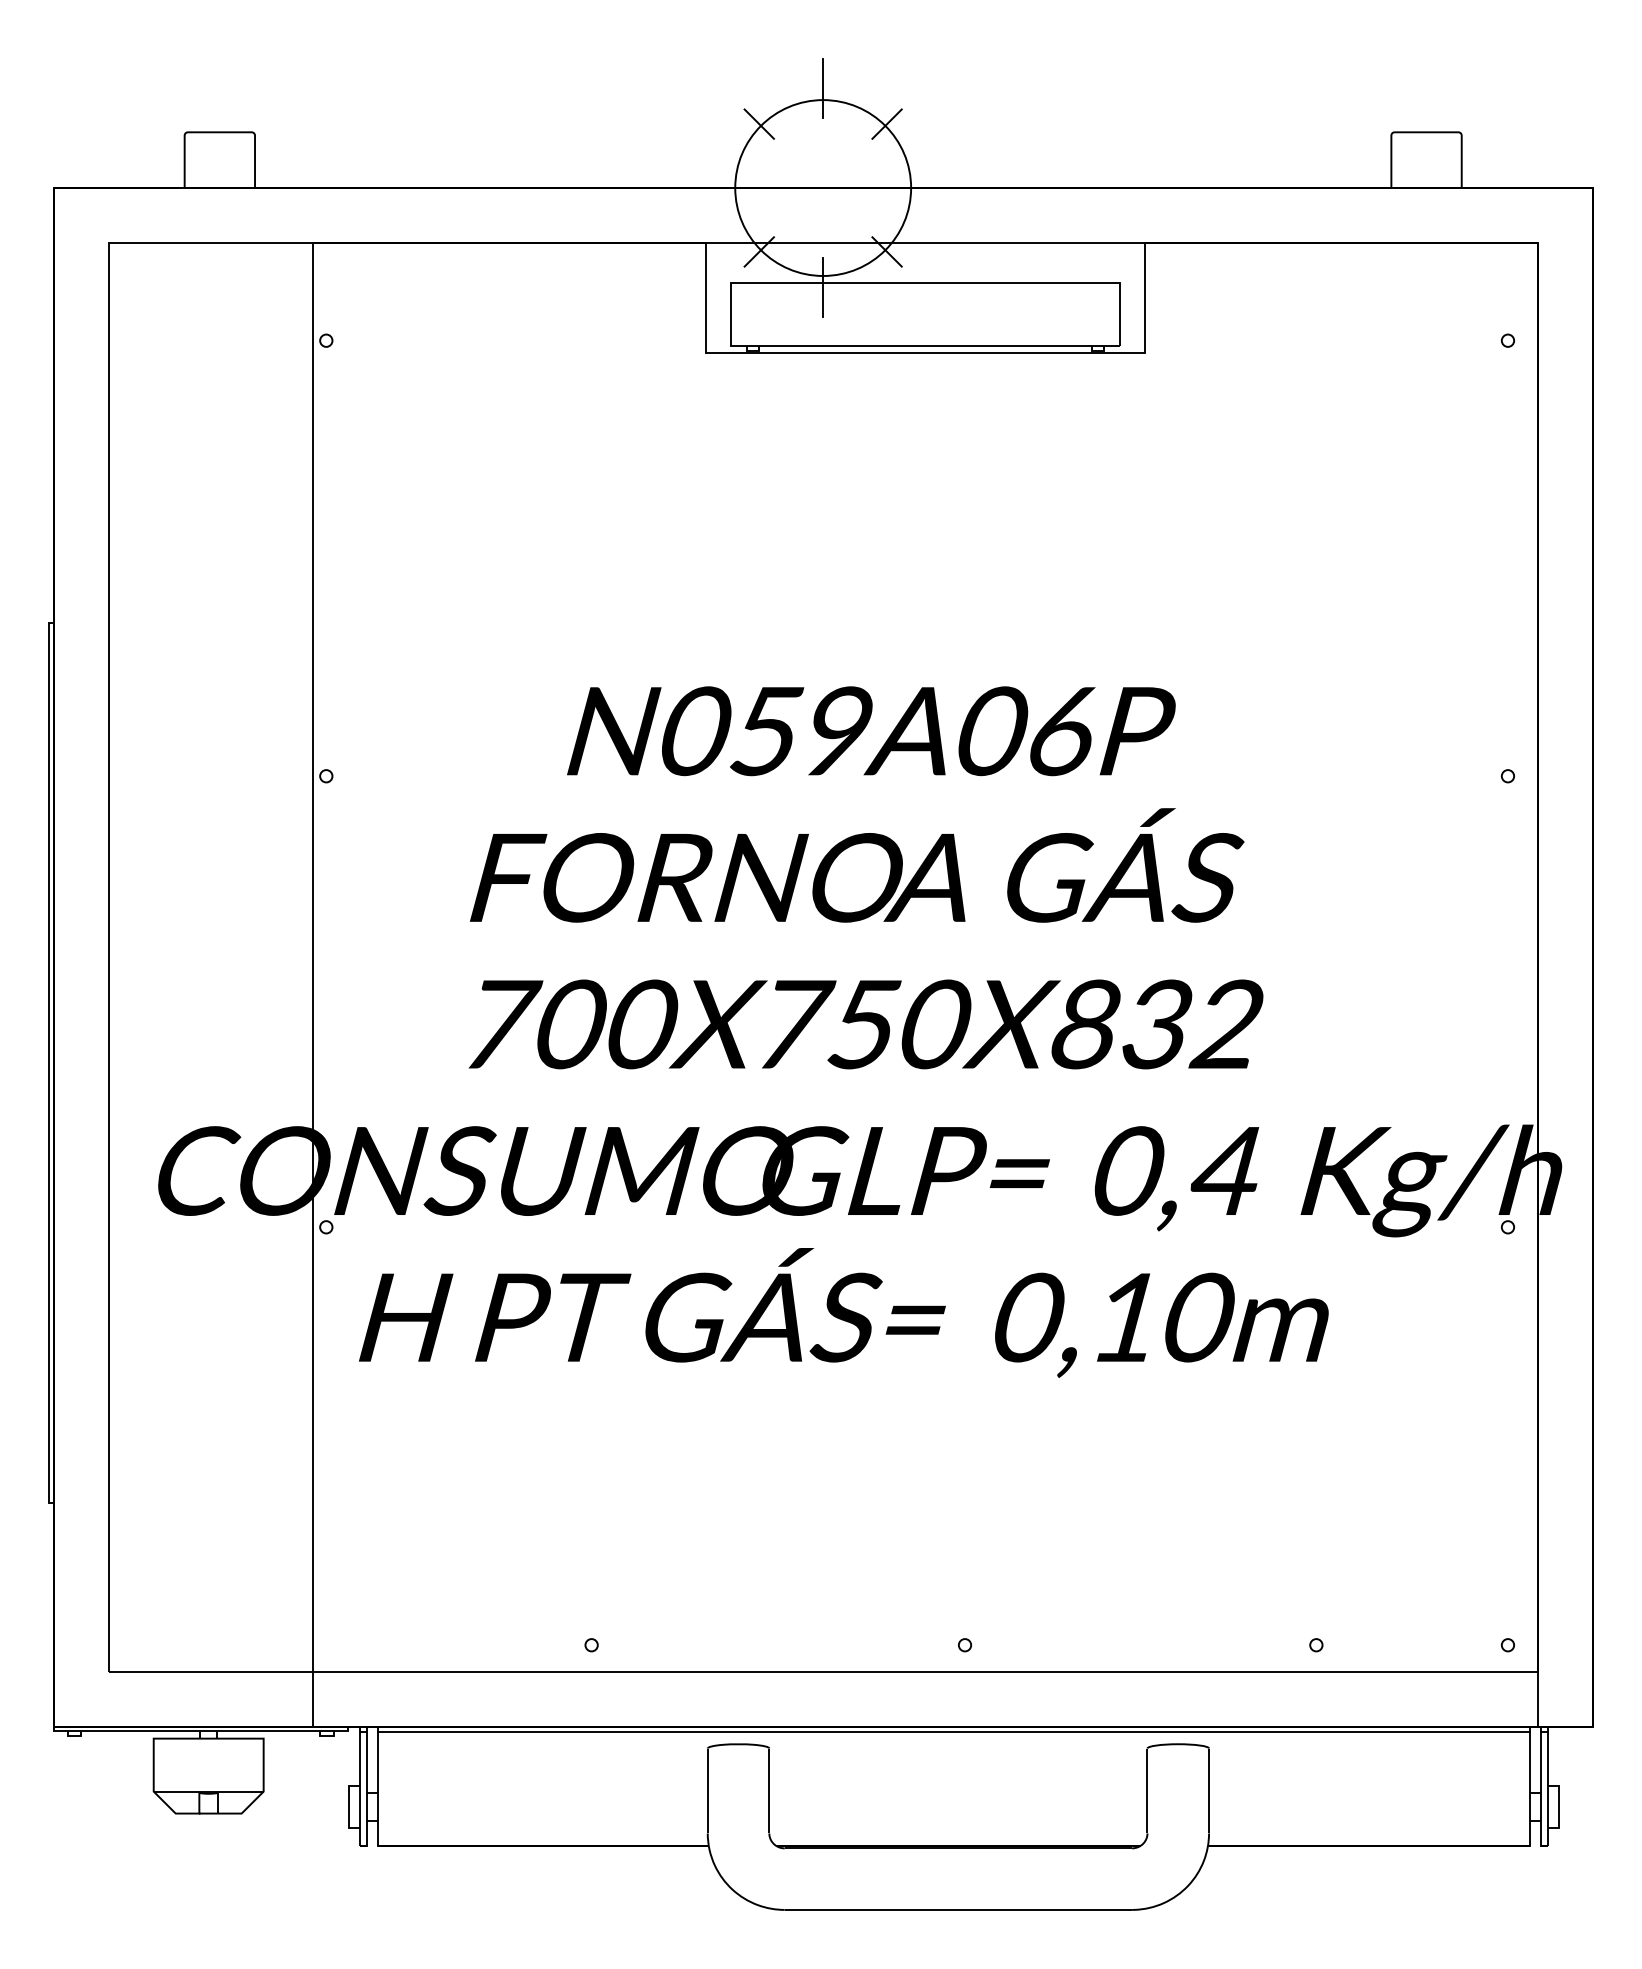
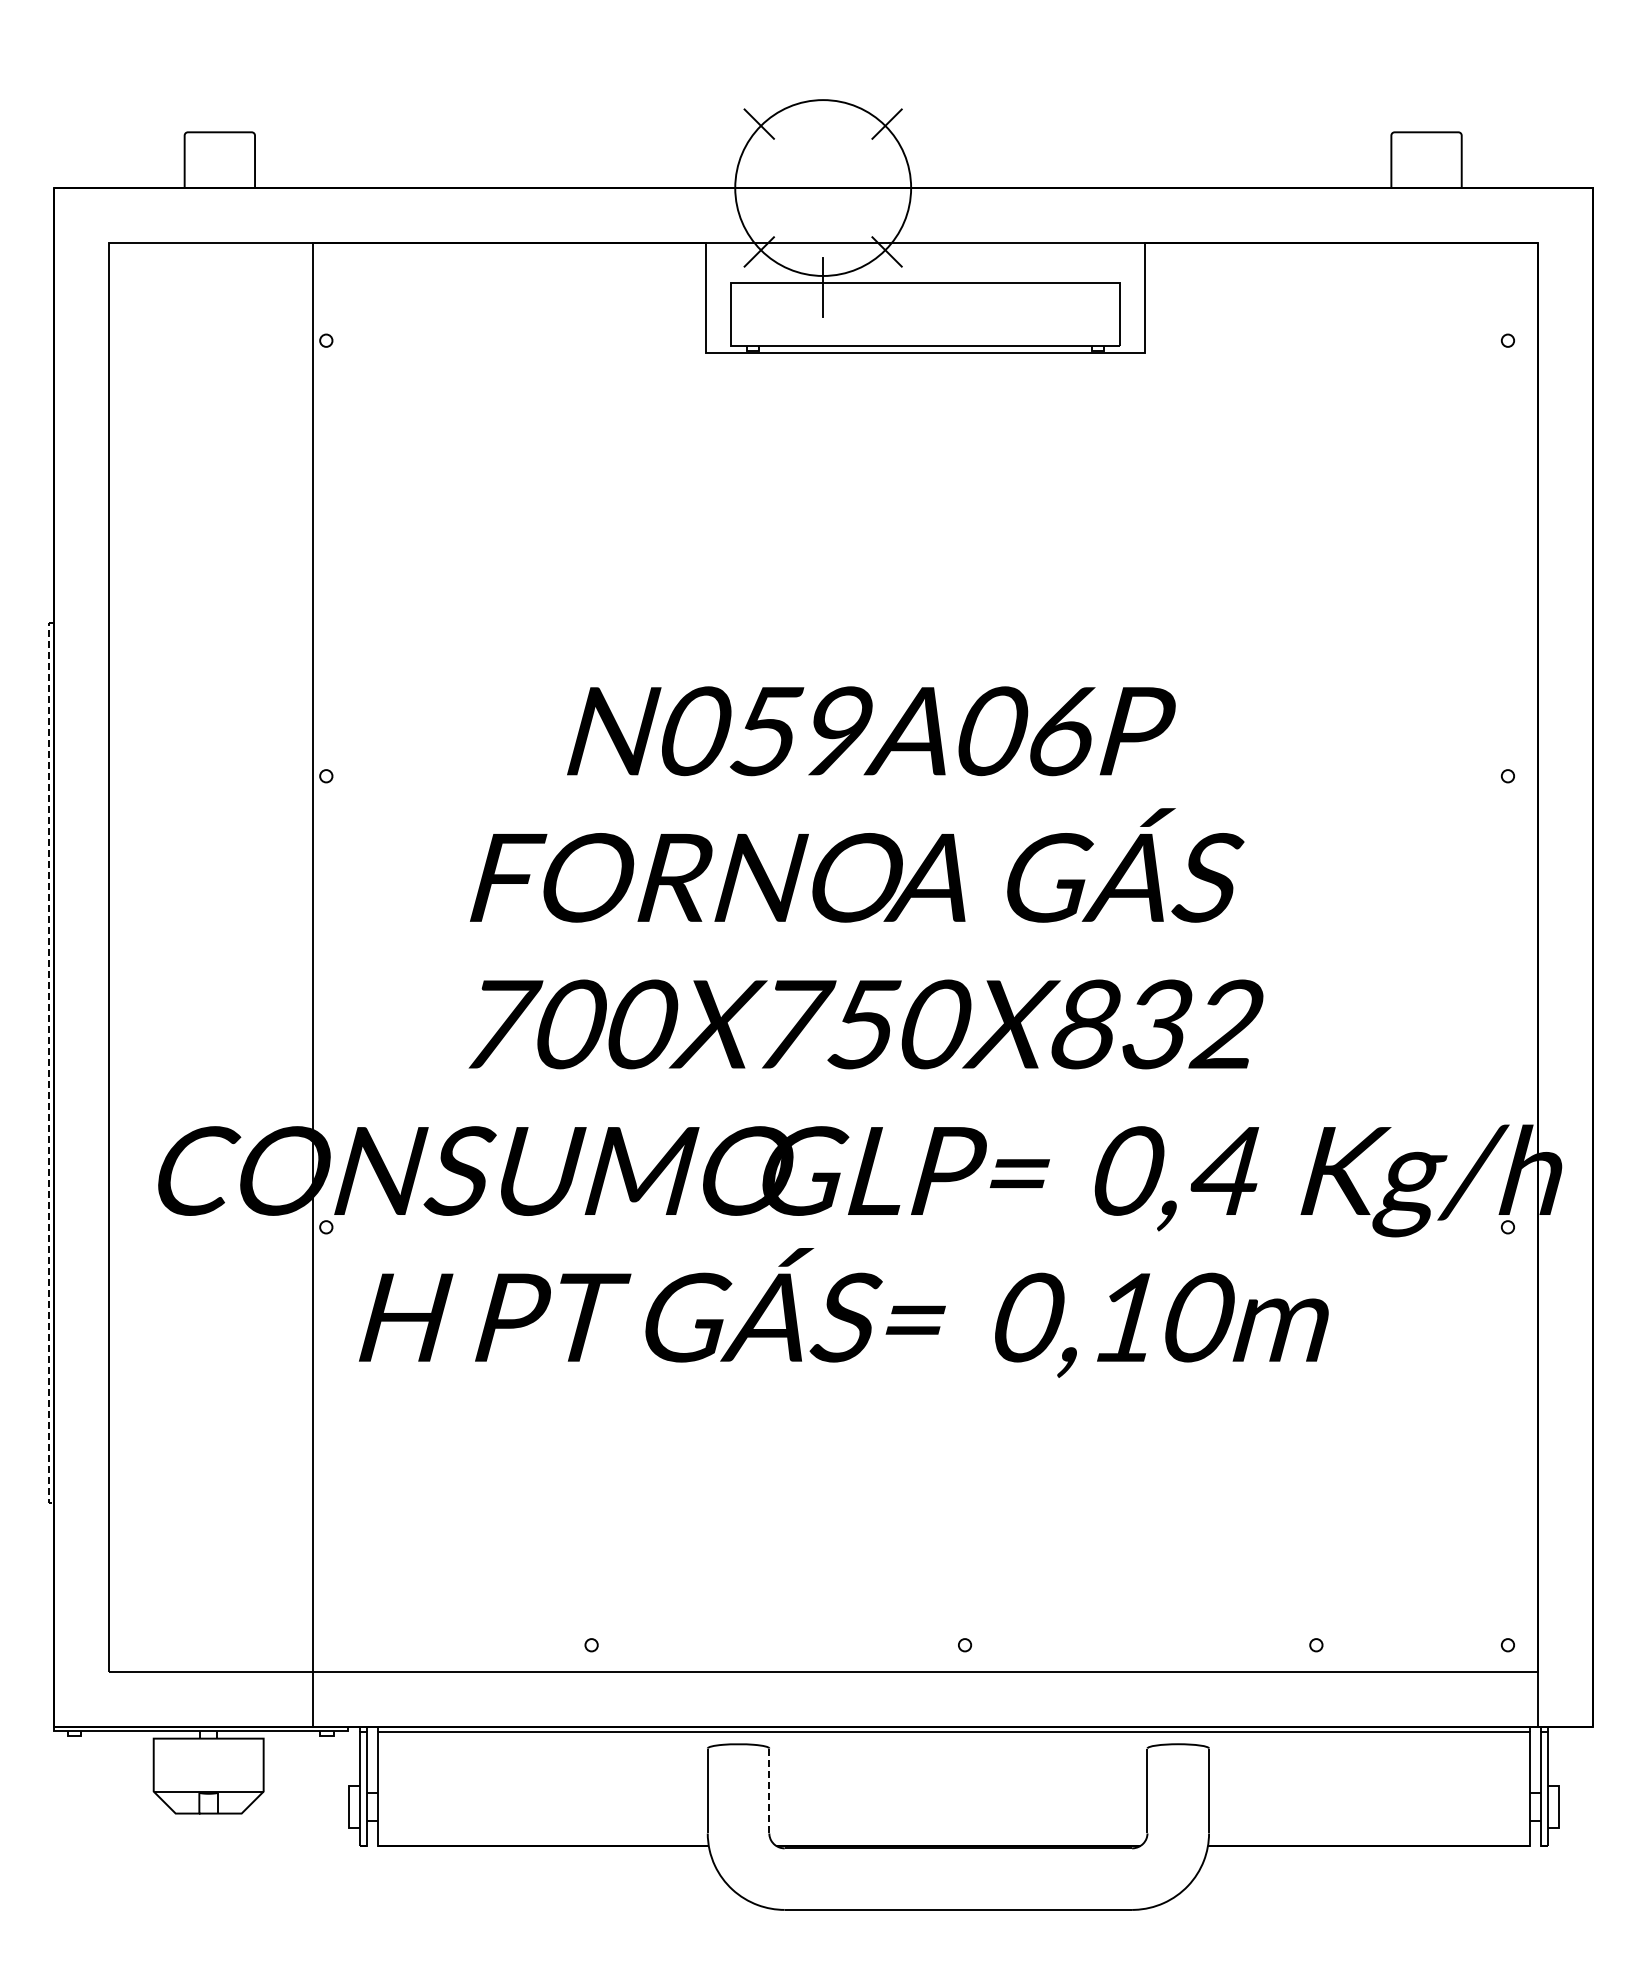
line: present -> none (823, 88)
line: solid -> dashed (49, 1063)
line: solid -> dashed (769, 1790)
